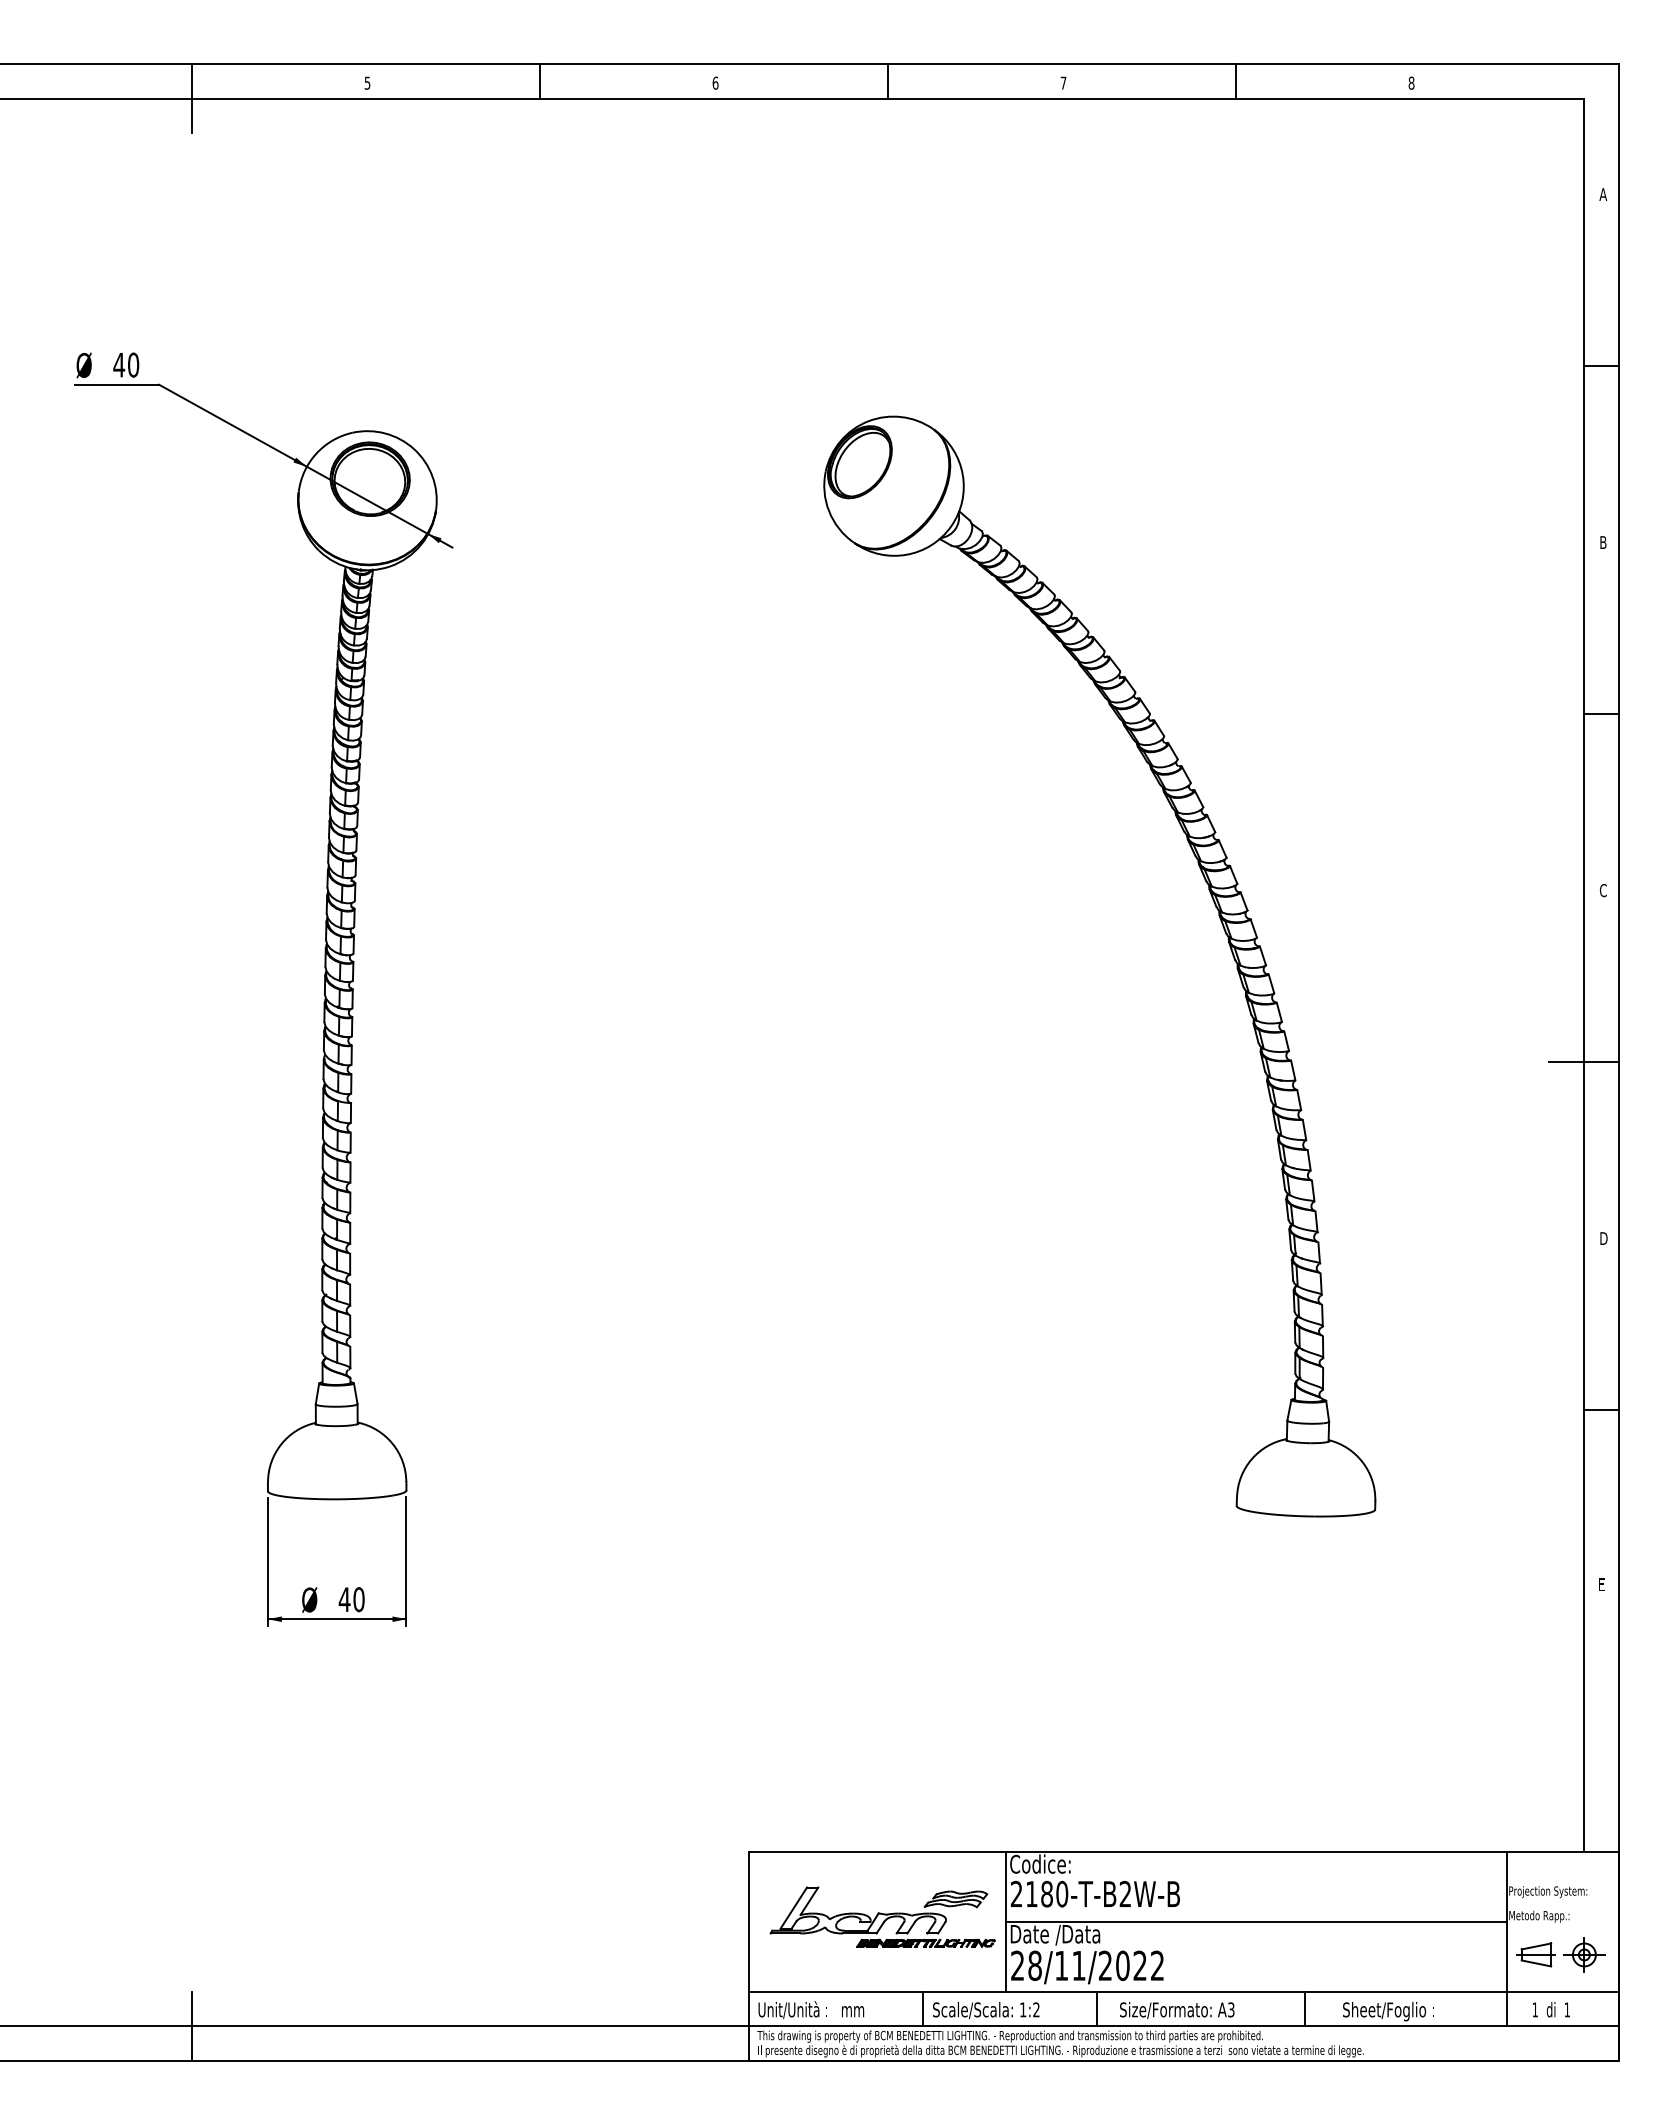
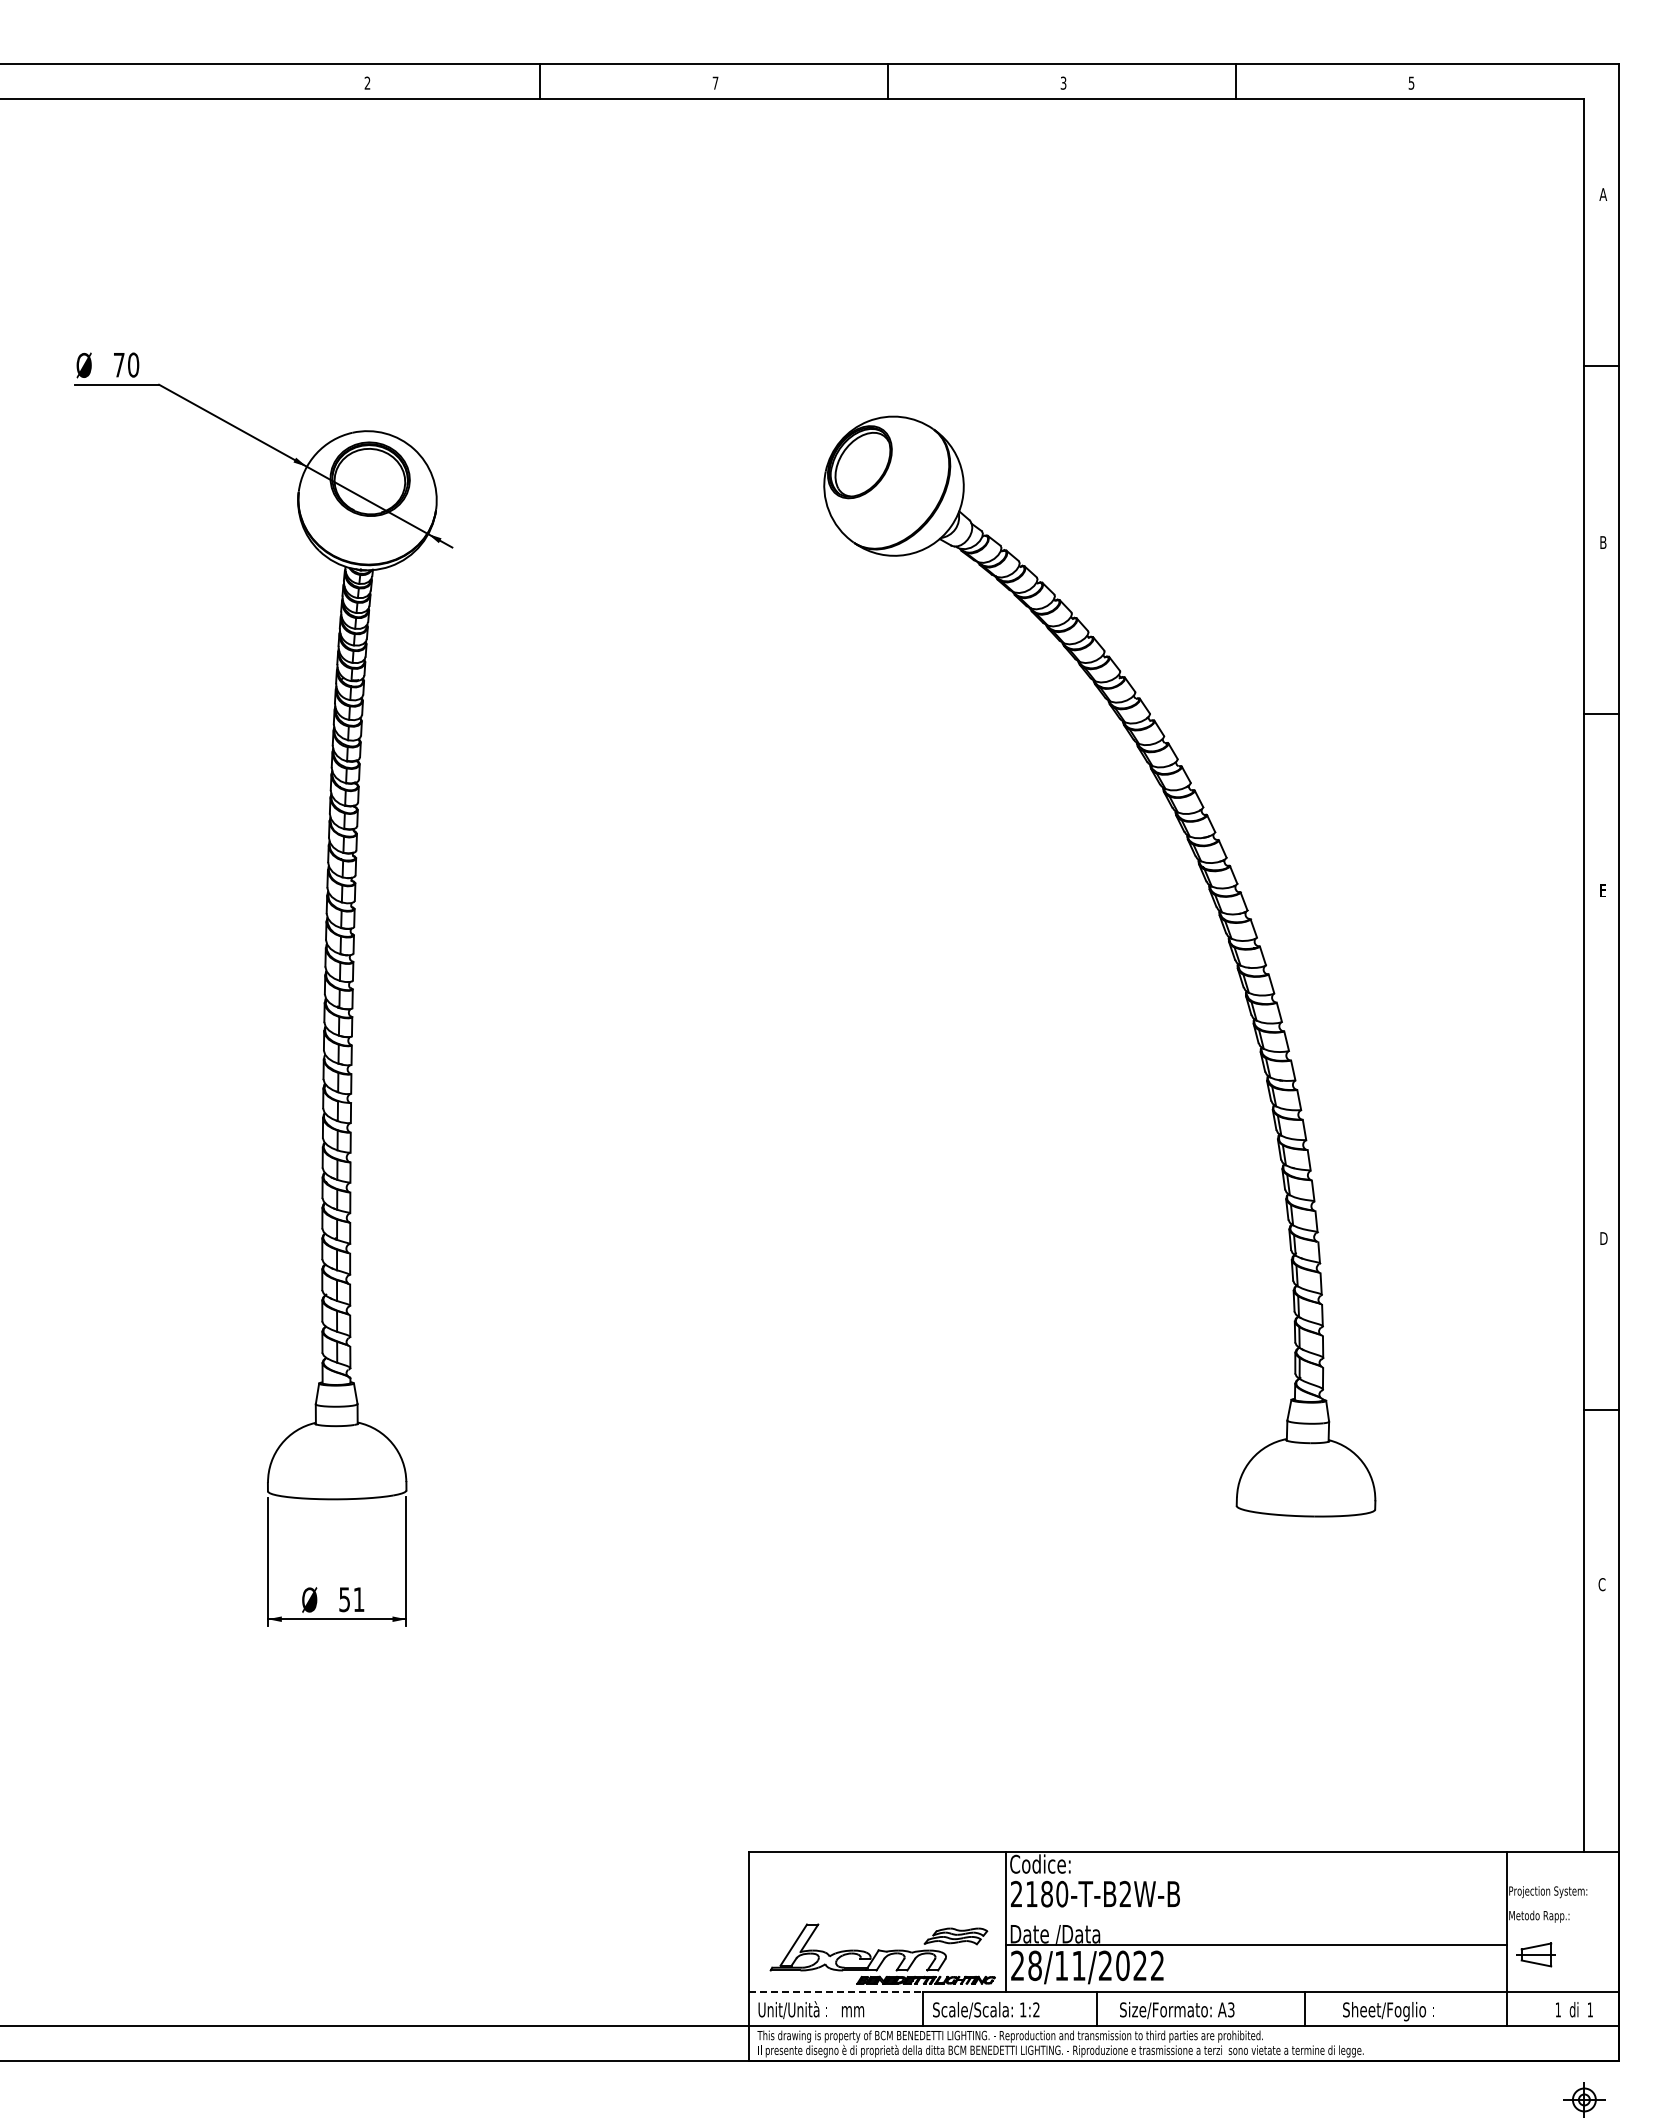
text: 5 -> 2 (367, 82)
text: 6 -> 7 (715, 82)
text: 7 -> 3 (1063, 82)
text: 8 -> 5 (1411, 82)
line: present -> none (192, 98)
text: 40 -> 70 (119, 365)
text: C -> E (1602, 890)
line: present -> none (1583, 1062)
text: E -> C (1601, 1584)
text: 40 -> 51 (351, 1599)
part position: (882, 1916) -> (882, 1953) (882, 1953)
line position: (1256, 1922) -> (1256, 1945) (1256, 1945)
part position: (1584, 1954) -> (1584, 2099) (1584, 2099)
line: solid -> dashed (835, 1991)
text position: (1551, 2009) -> (1574, 2009) (1574, 2009)
line: present -> none (192, 2026)
